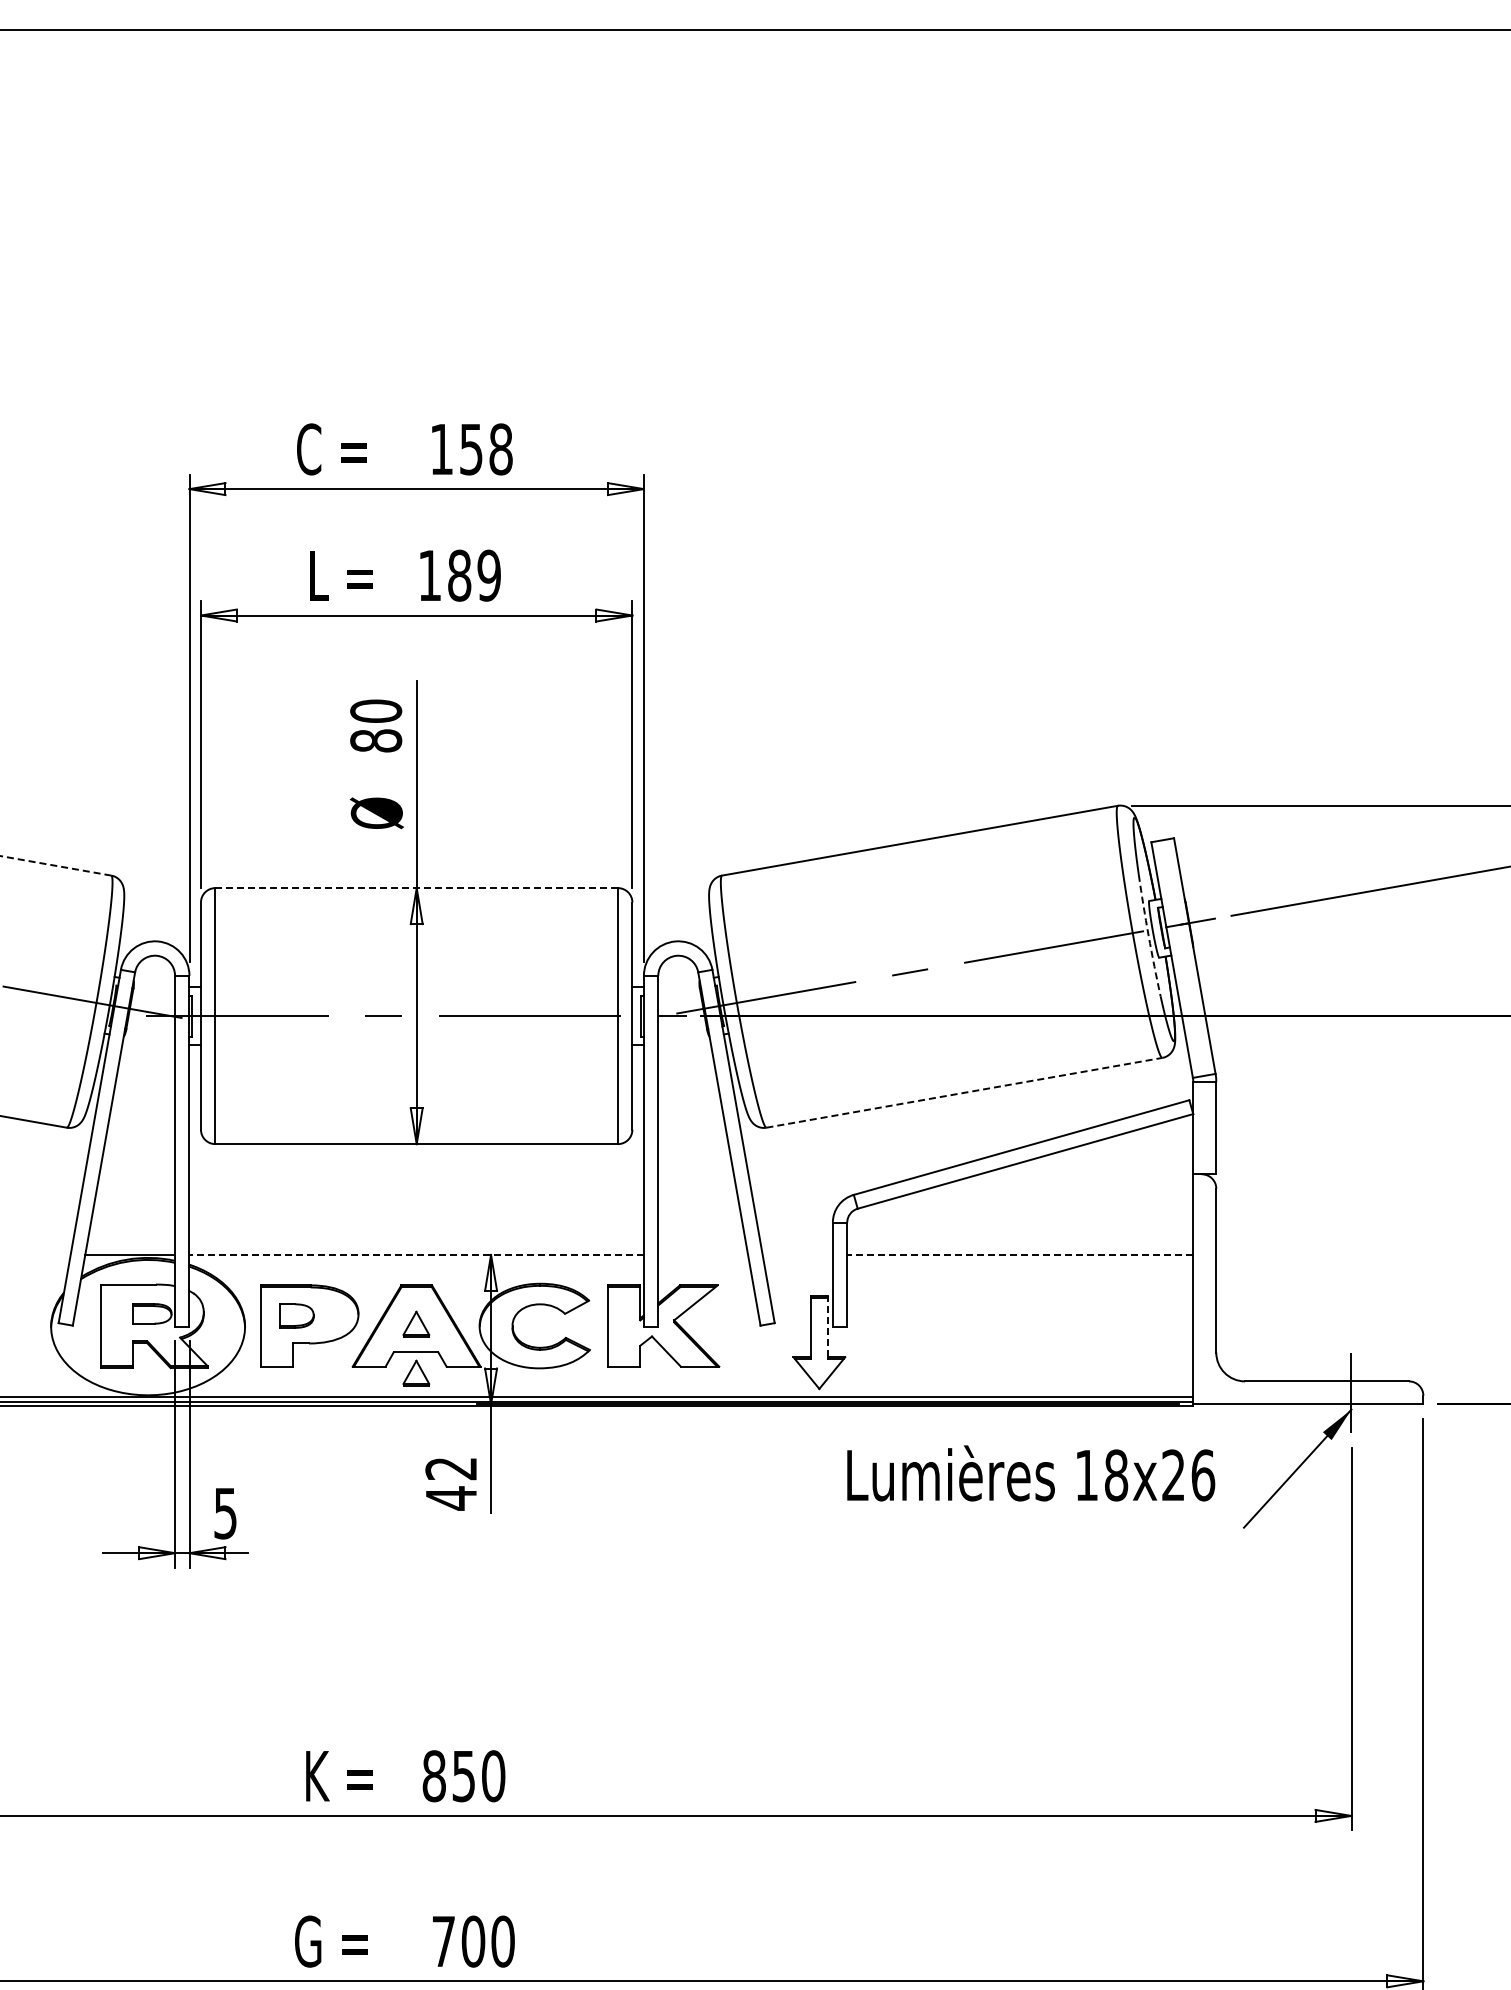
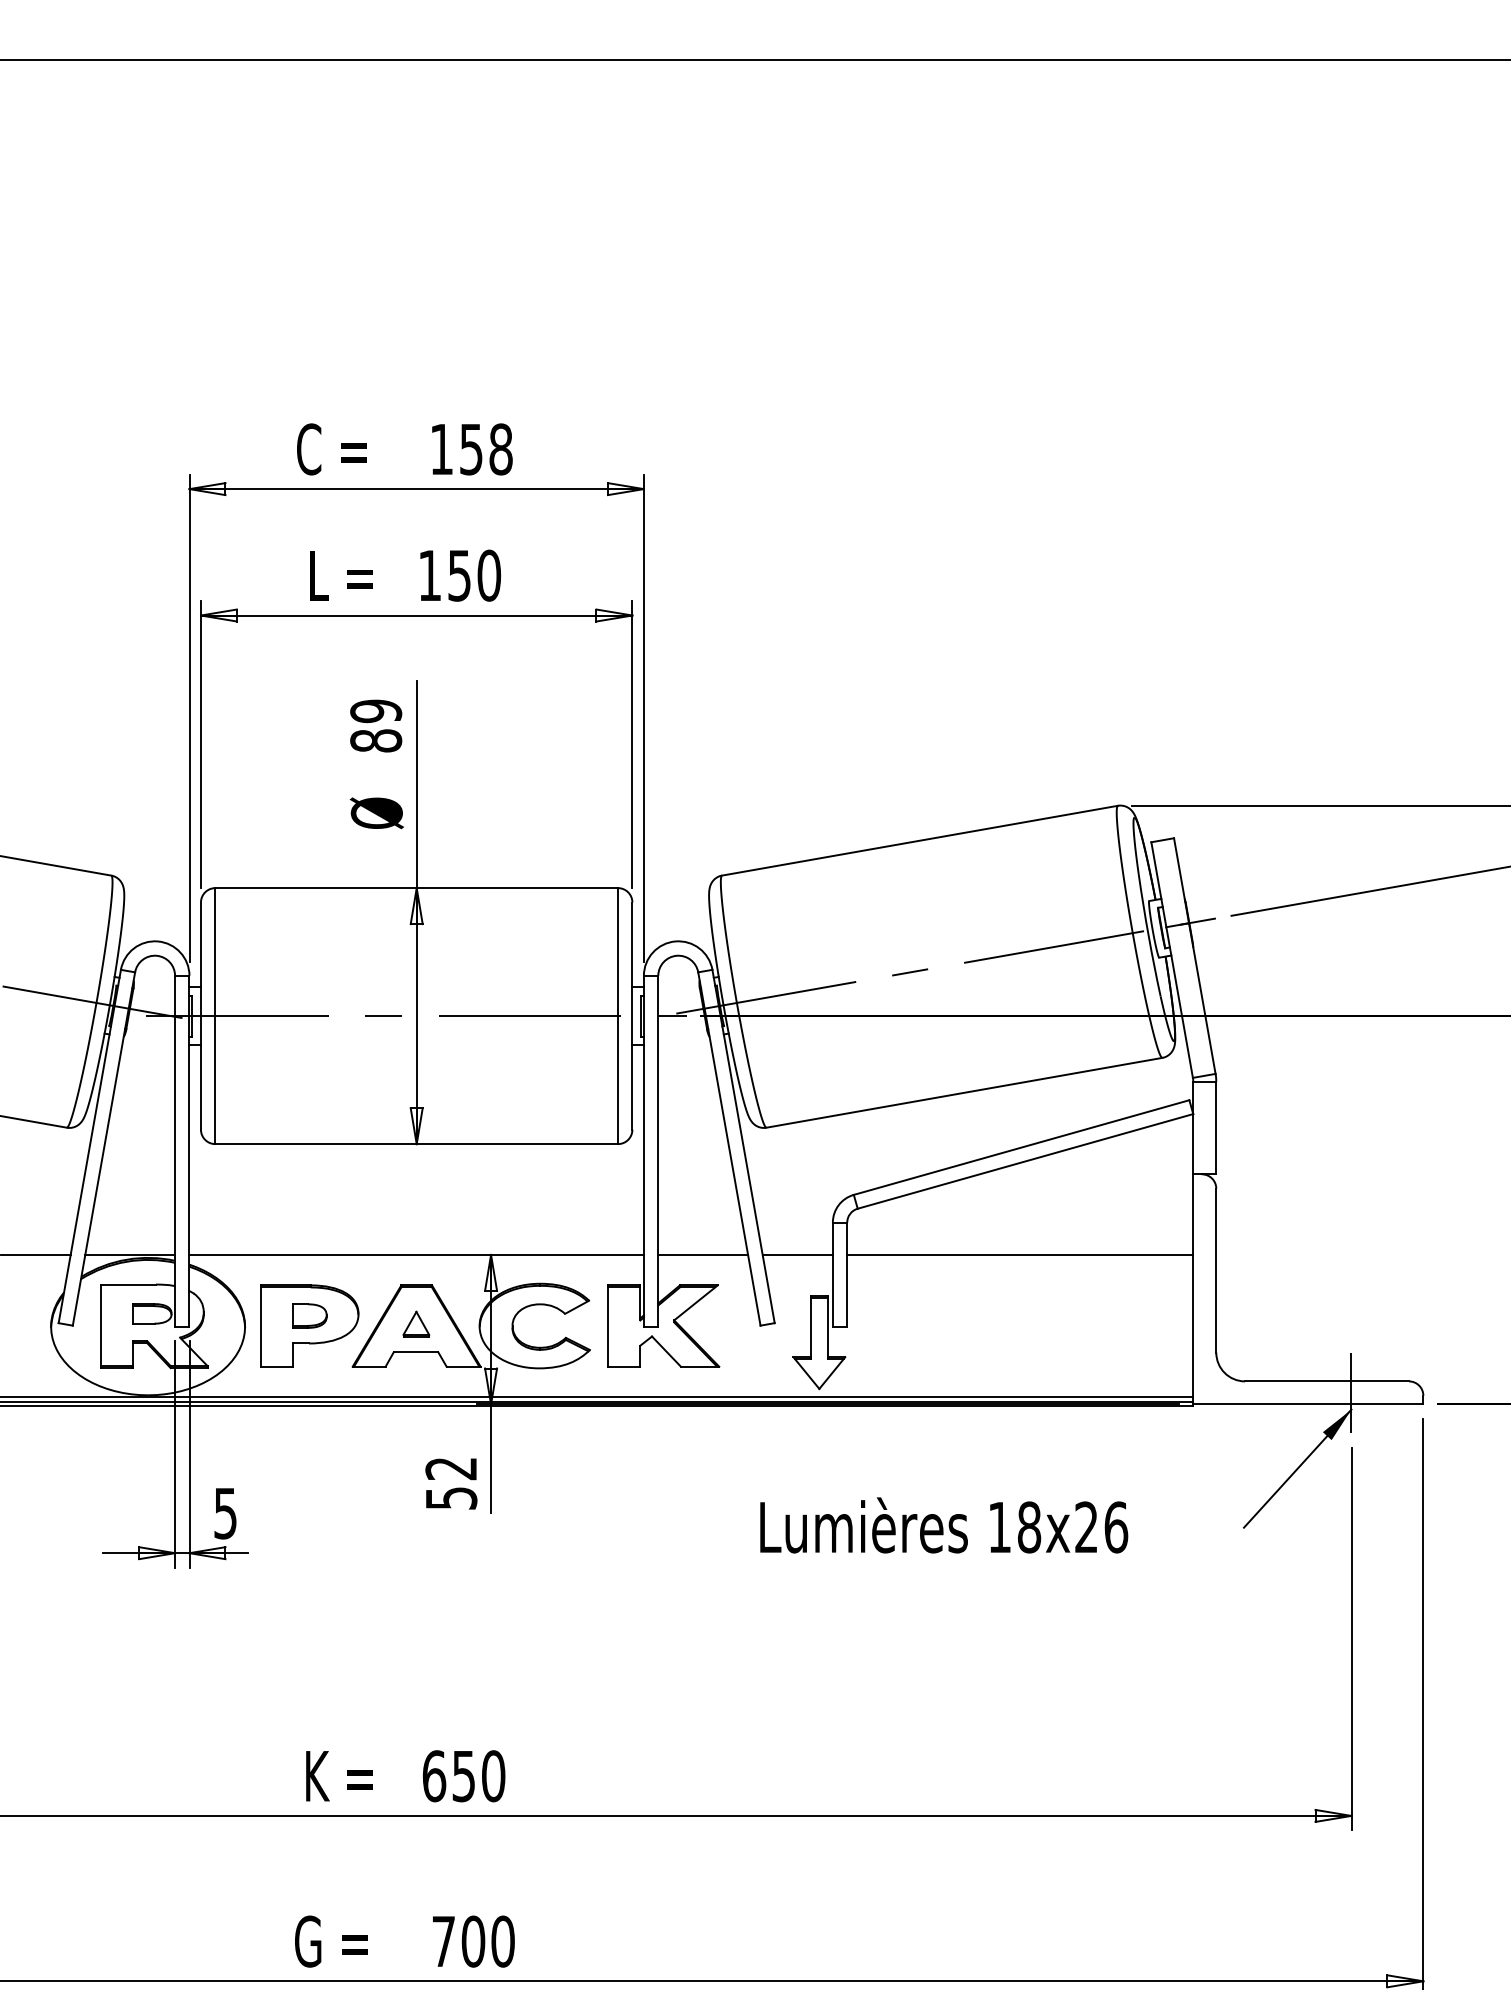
line position: (754, 29) -> (754, 59) (754, 59)
text: 189 -> 150 (474, 575)
text: 80 -> 89 (376, 711)
line: dashed -> solid (55, 865)
line: dashed -> solid (416, 888)
arc: dashed -> solid (1148, 935)
line: dashed -> solid (964, 1092)
line: none -> present (36, 1254)
line: dashed -> solid (416, 1254)
line: none -> present (703, 1254)
line: none -> present (797, 1254)
line: dashed -> solid (1019, 1254)
part position: (296, 1315) -> (309, 1315) (309, 1315)
line: dashed -> solid (827, 1326)
part: present -> none (416, 1372)
text position: (1031, 1473) -> (944, 1525) (944, 1525)
text: 42 -> 52 (451, 1498)
text: 850 -> 650 (434, 1776)
